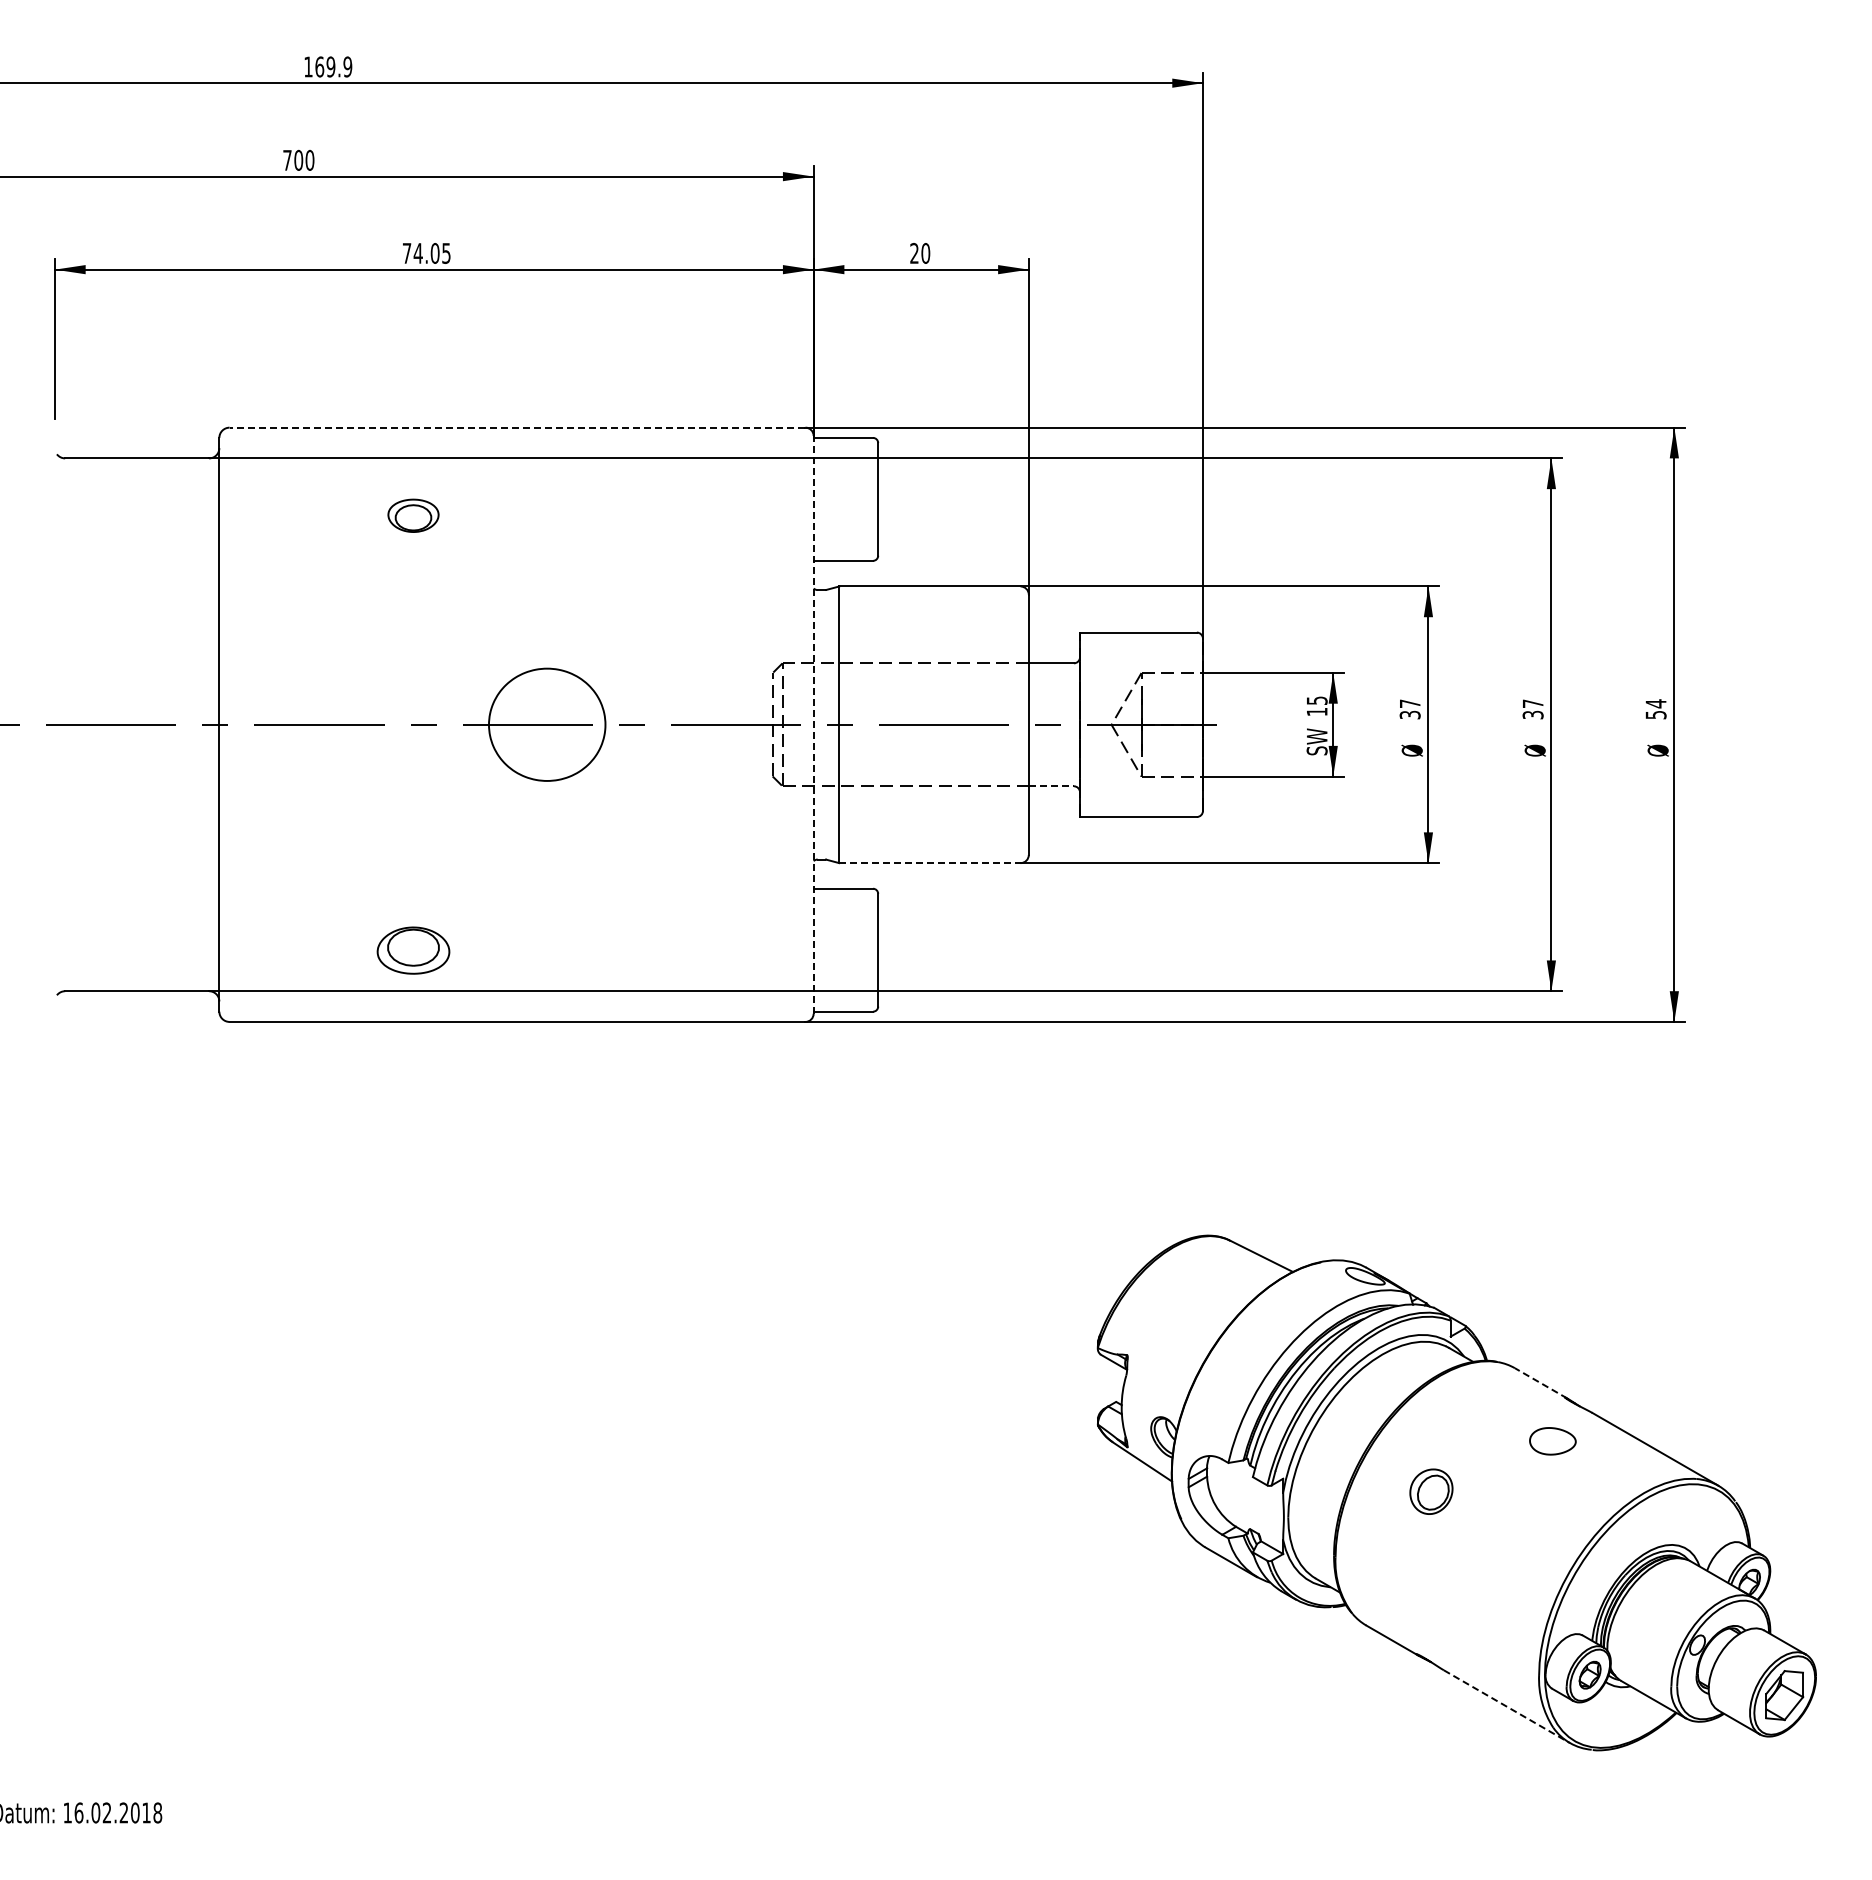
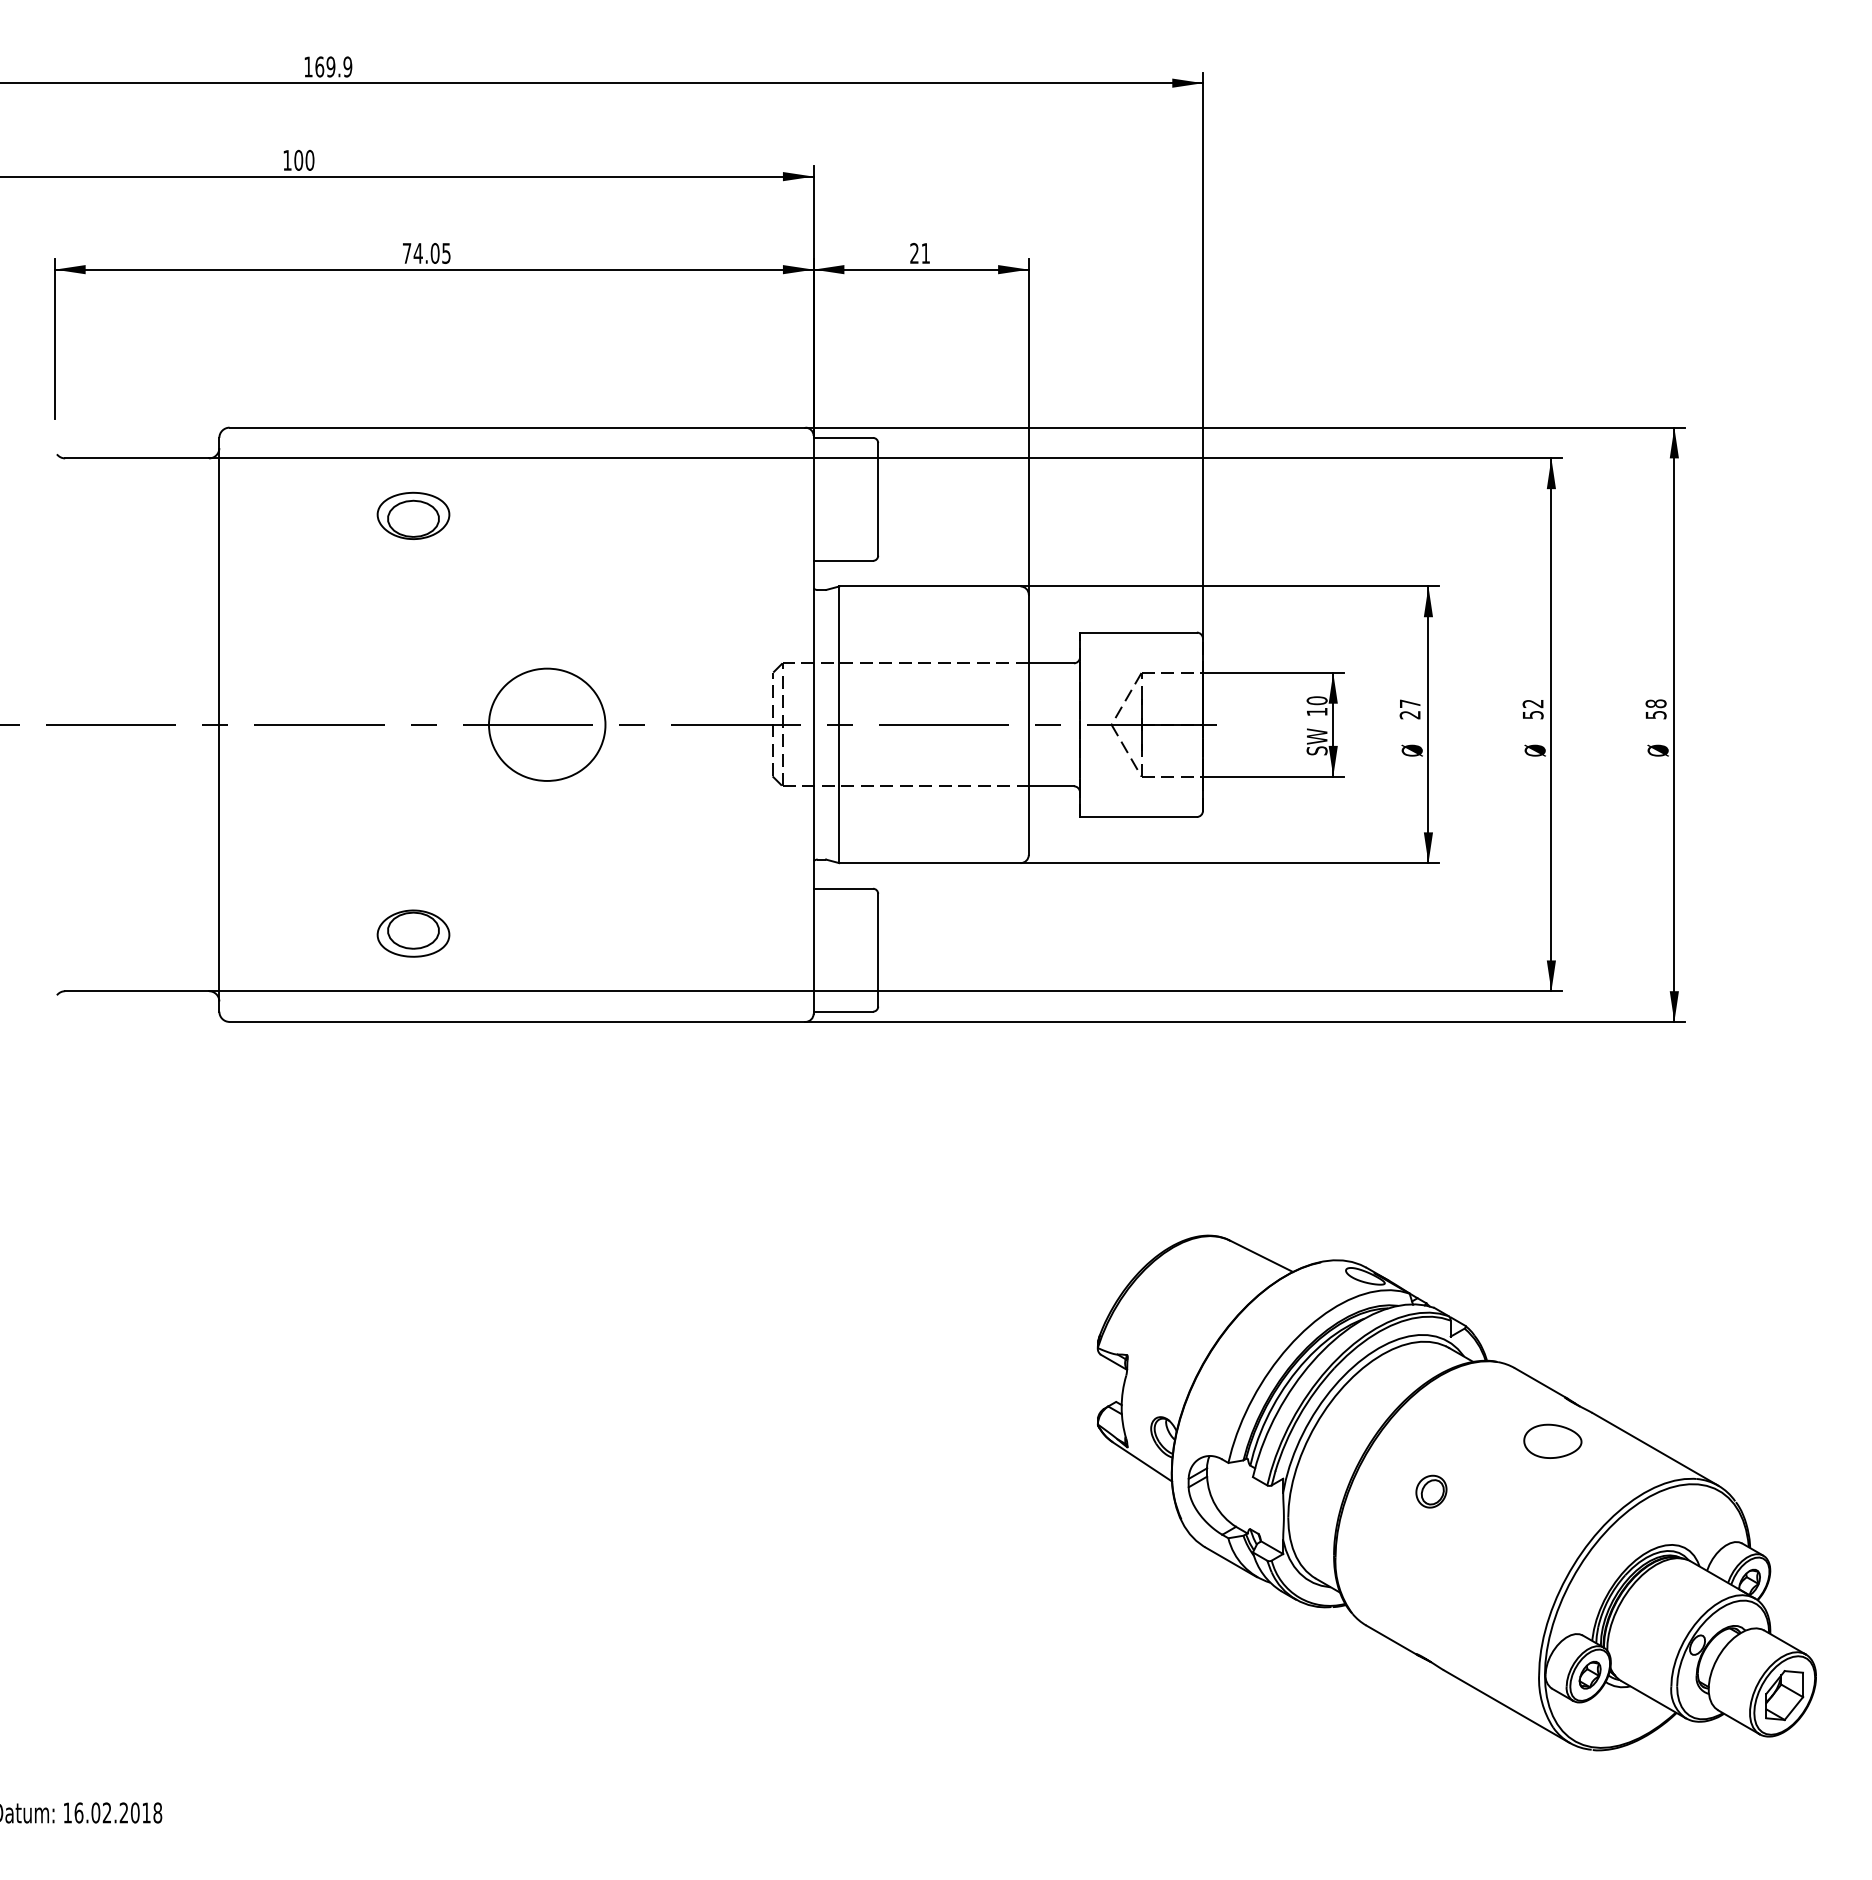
text: 700 -> 100 (287, 160)
text: 20 -> 21 (925, 253)
line: dashed -> solid (517, 427)
part size: 53x35 px -> 75x49 px (413, 515)
text: 15 -> 10 (1316, 700)
text: 54 -> 58 (1655, 703)
text: 37 -> 52 (1532, 708)
text: 37 -> 27 (1410, 714)
line: dashed -> solid (813, 724)
line: dashed -> solid (1051, 786)
line: dashed -> solid (929, 863)
part position: (413, 950) -> (413, 933) (413, 933)
line: dashed -> solid (1540, 1383)
part size: 48x29 px -> 60x36 px (1552, 1440)
part size: 45x47 px -> 33x35 px (1431, 1491)
line: dashed -> solid (1506, 1706)
